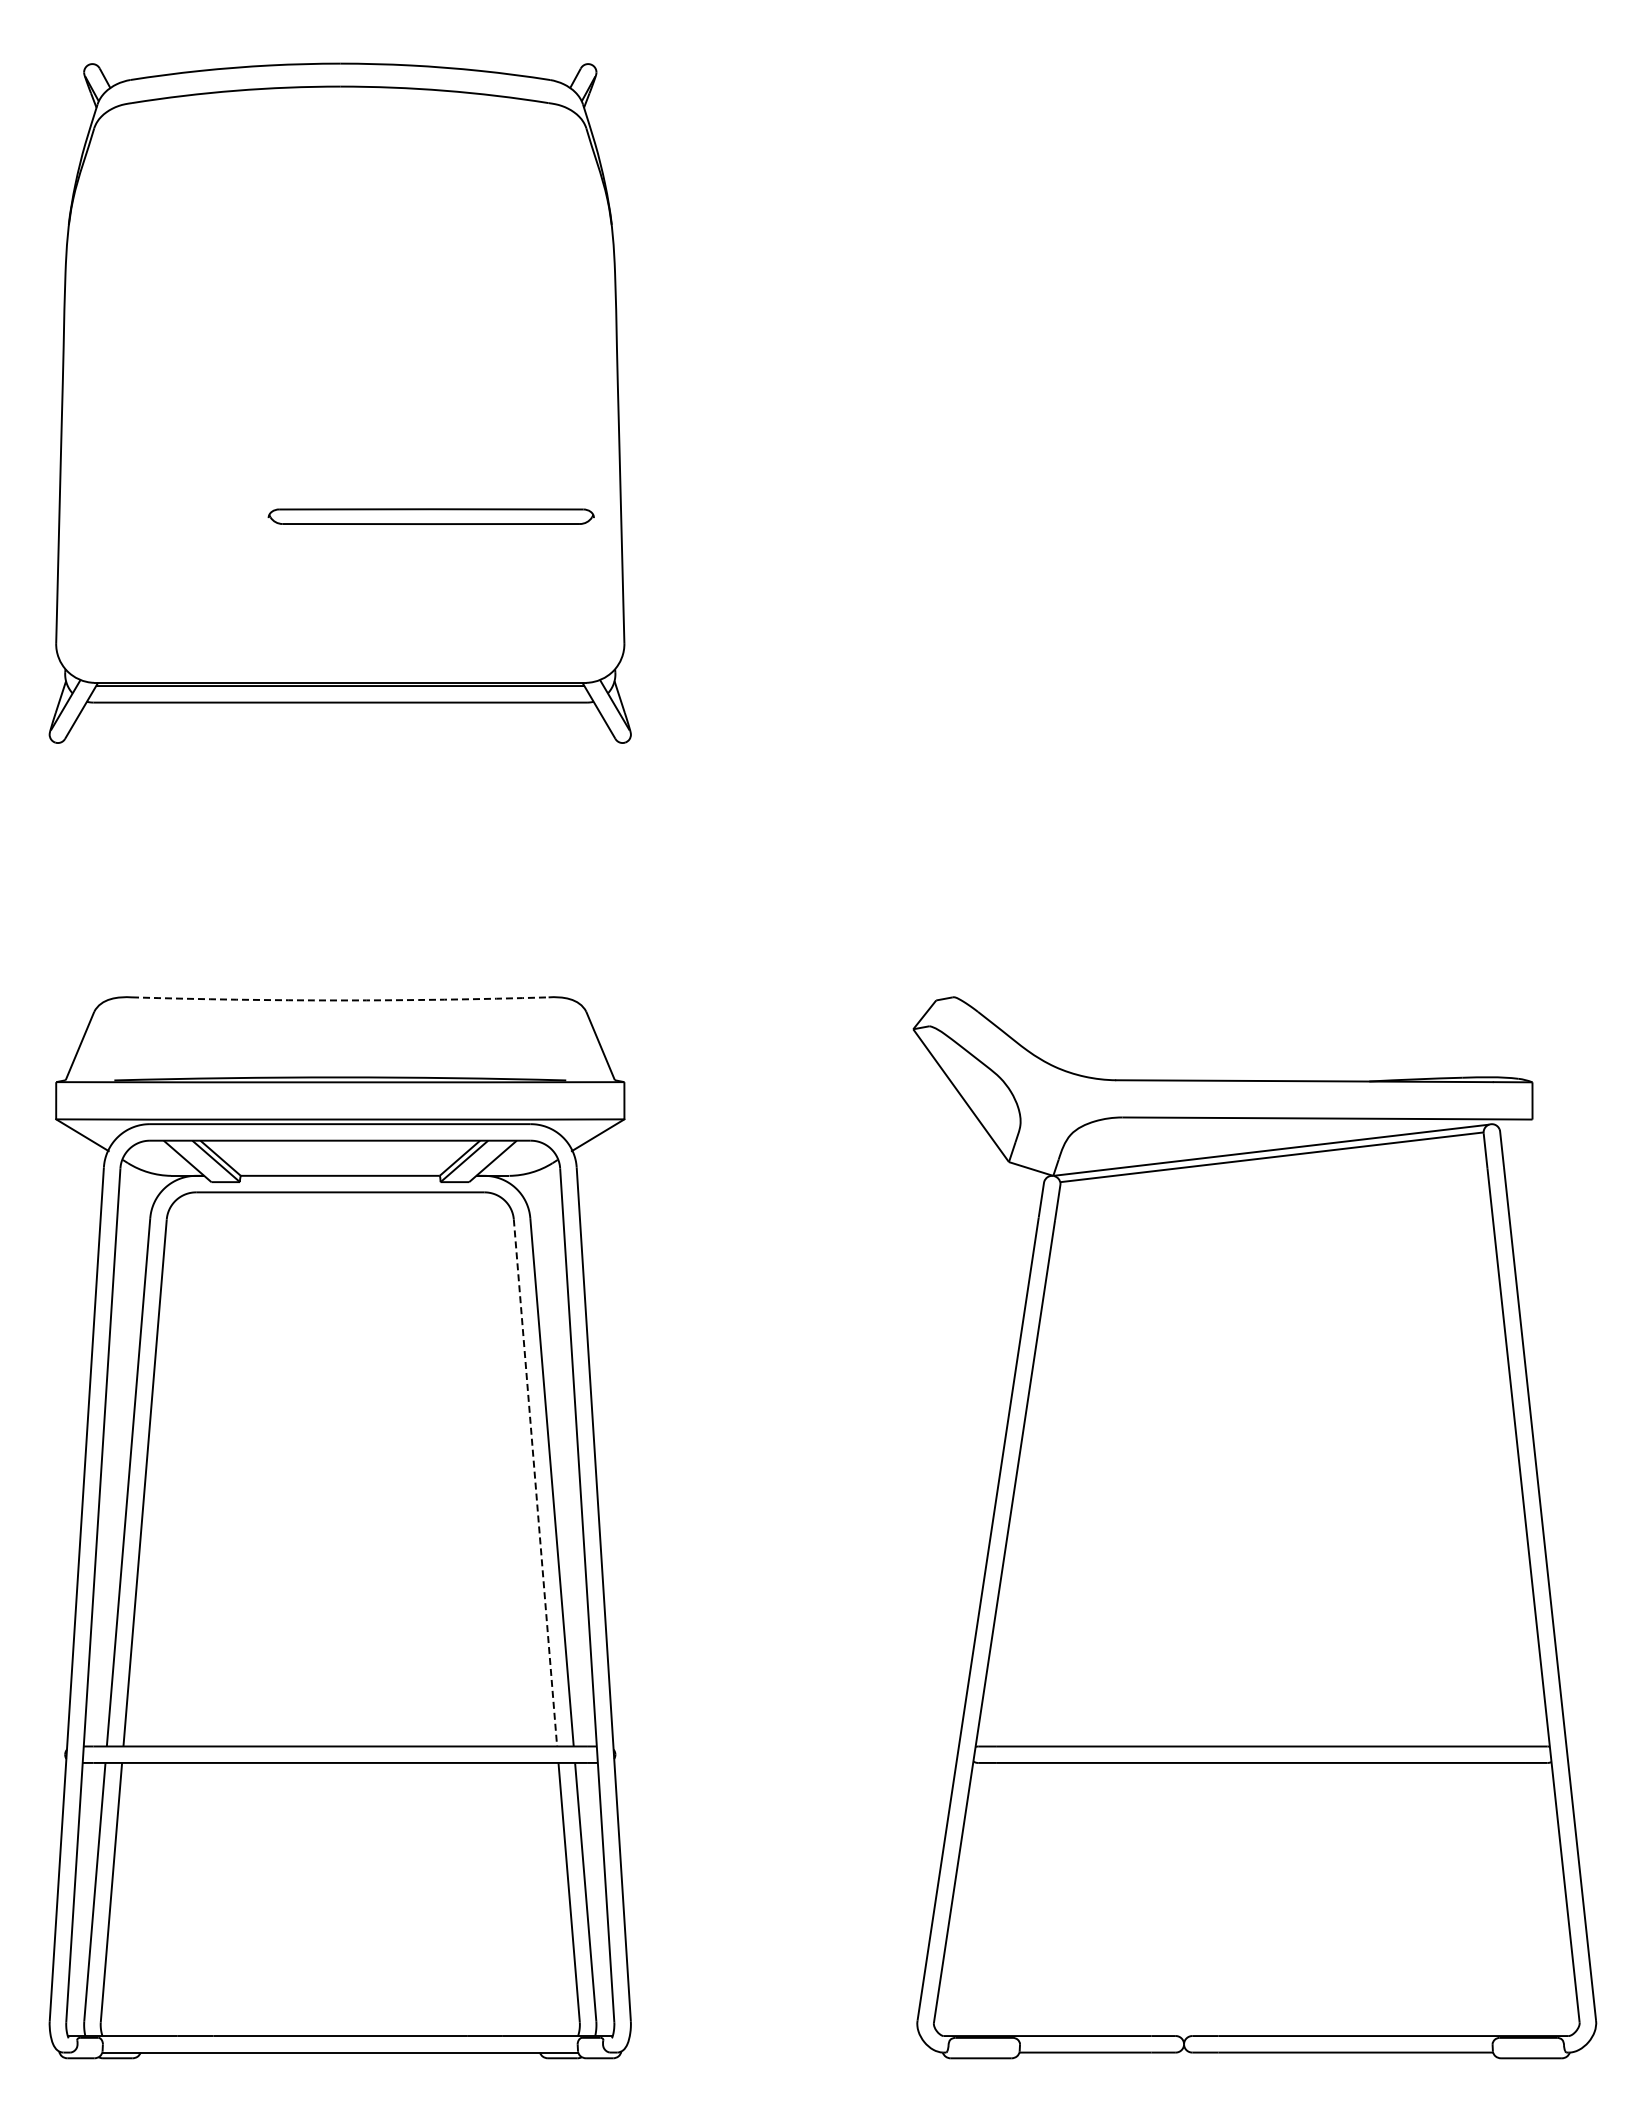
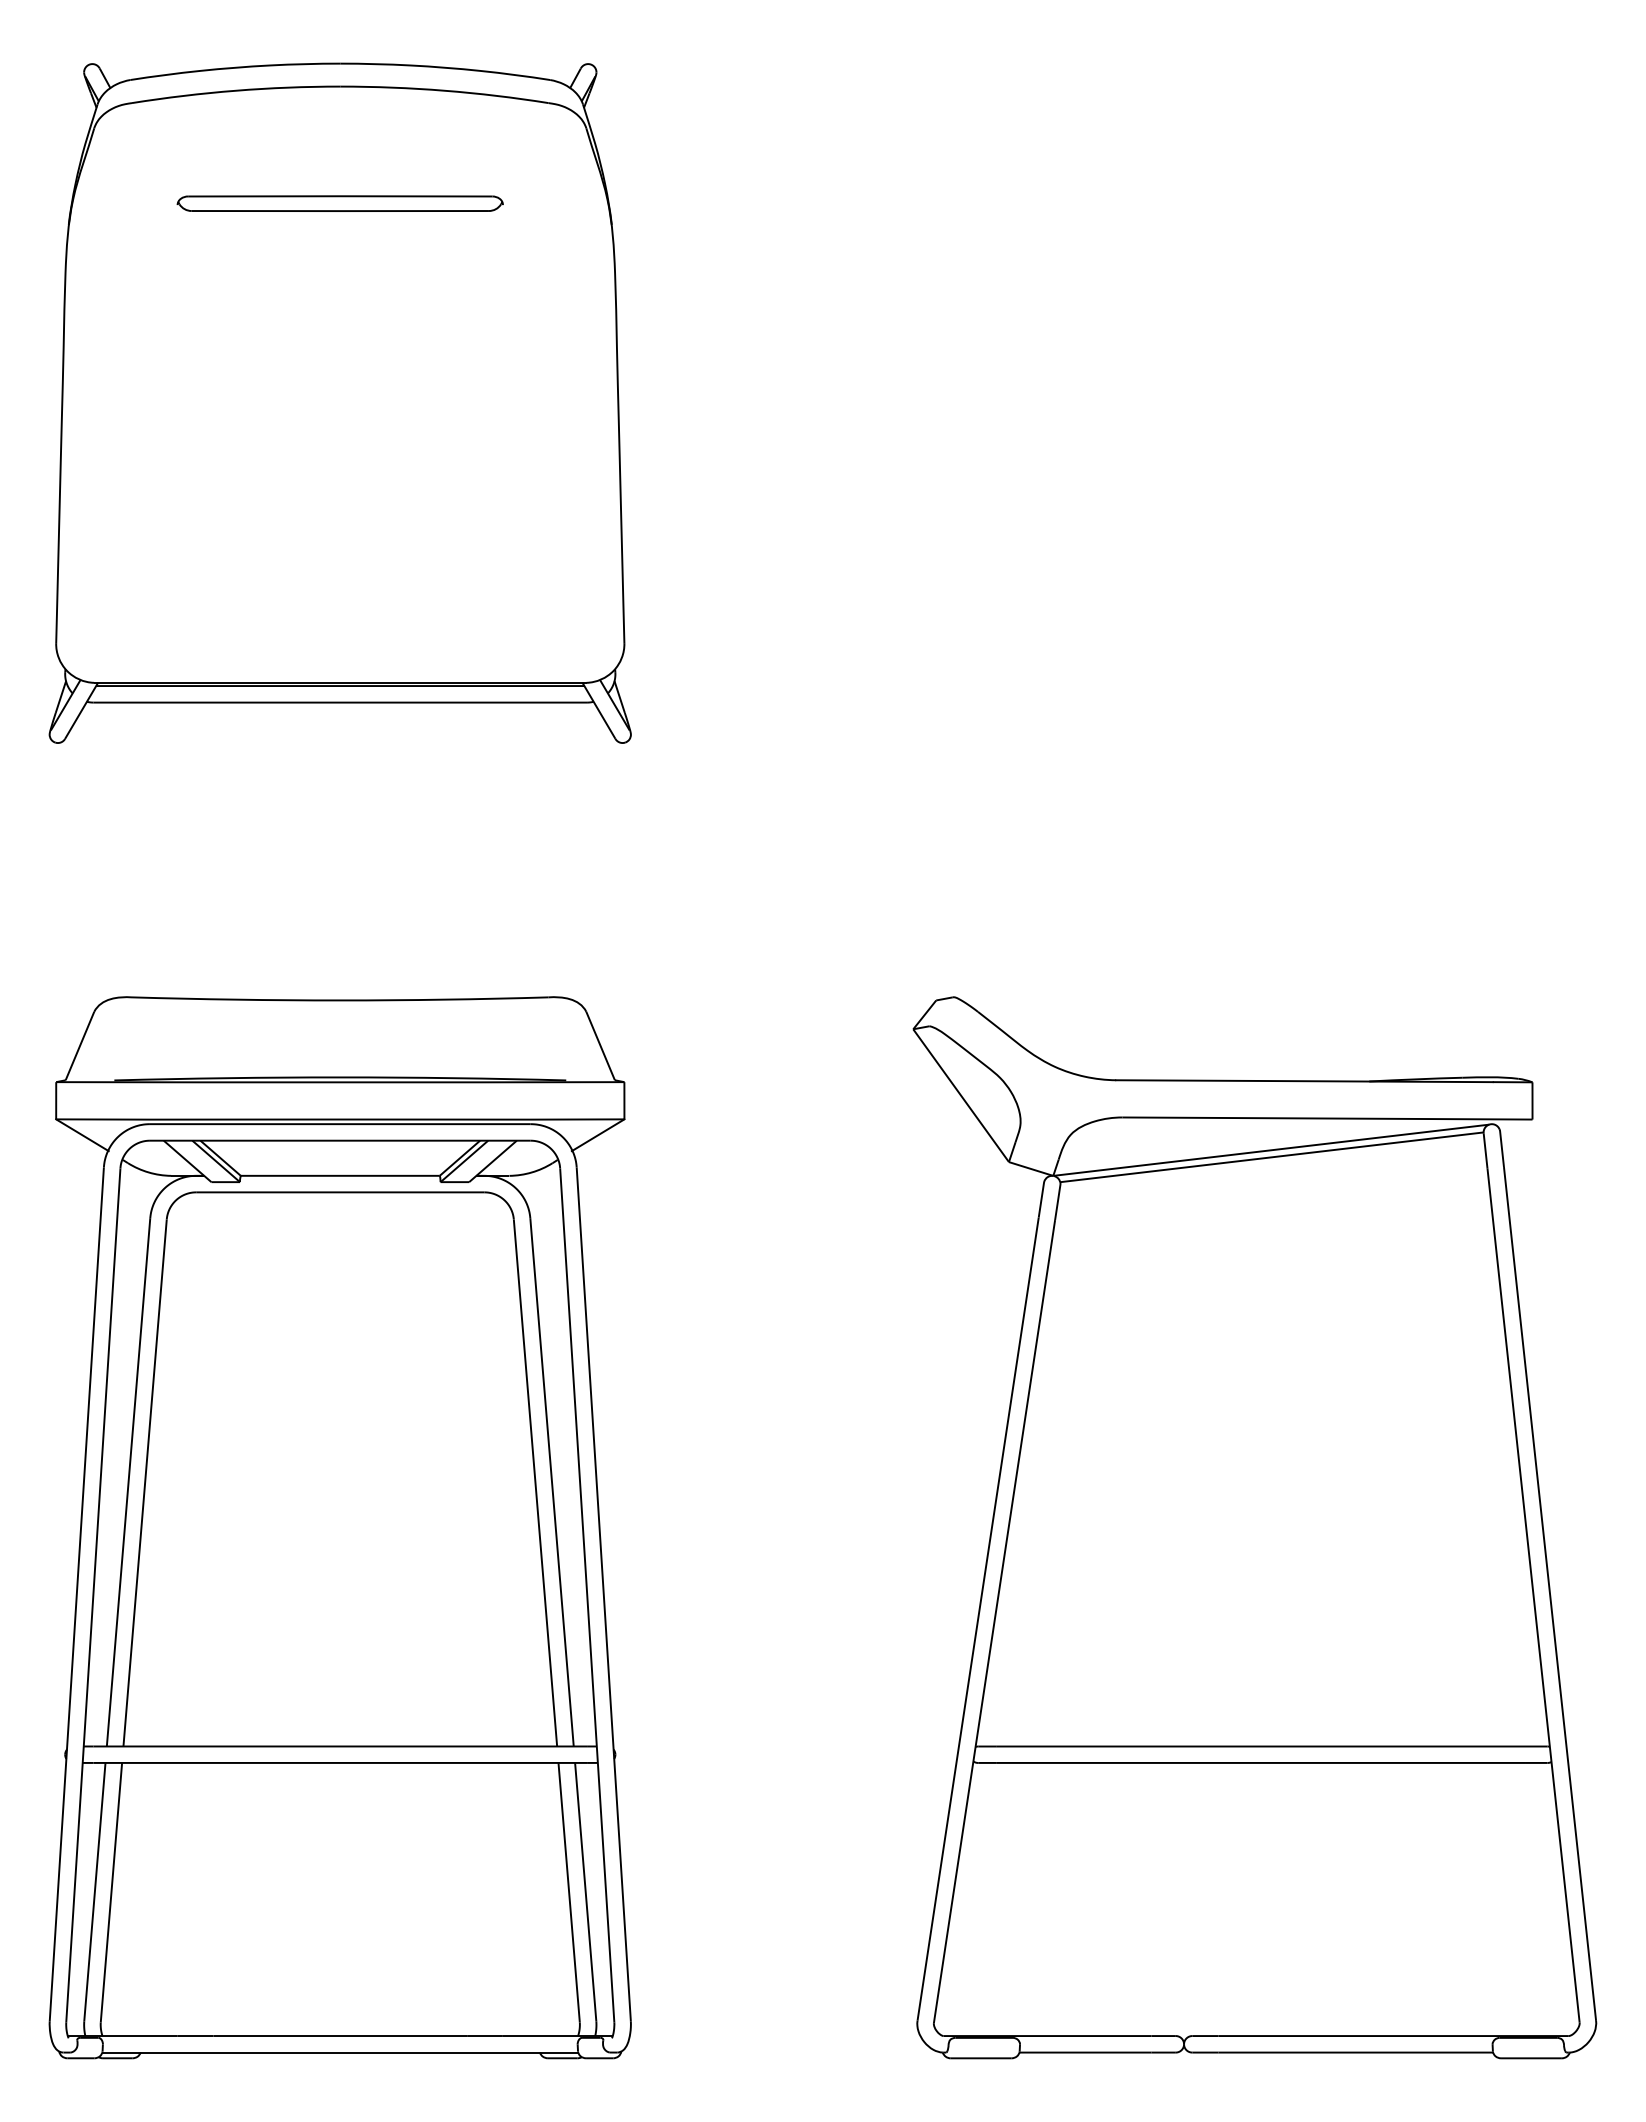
part position: (430, 516) -> (339, 203) (339, 203)
arc: dashed -> solid (340, 1000)
line: dashed -> solid (535, 1483)
